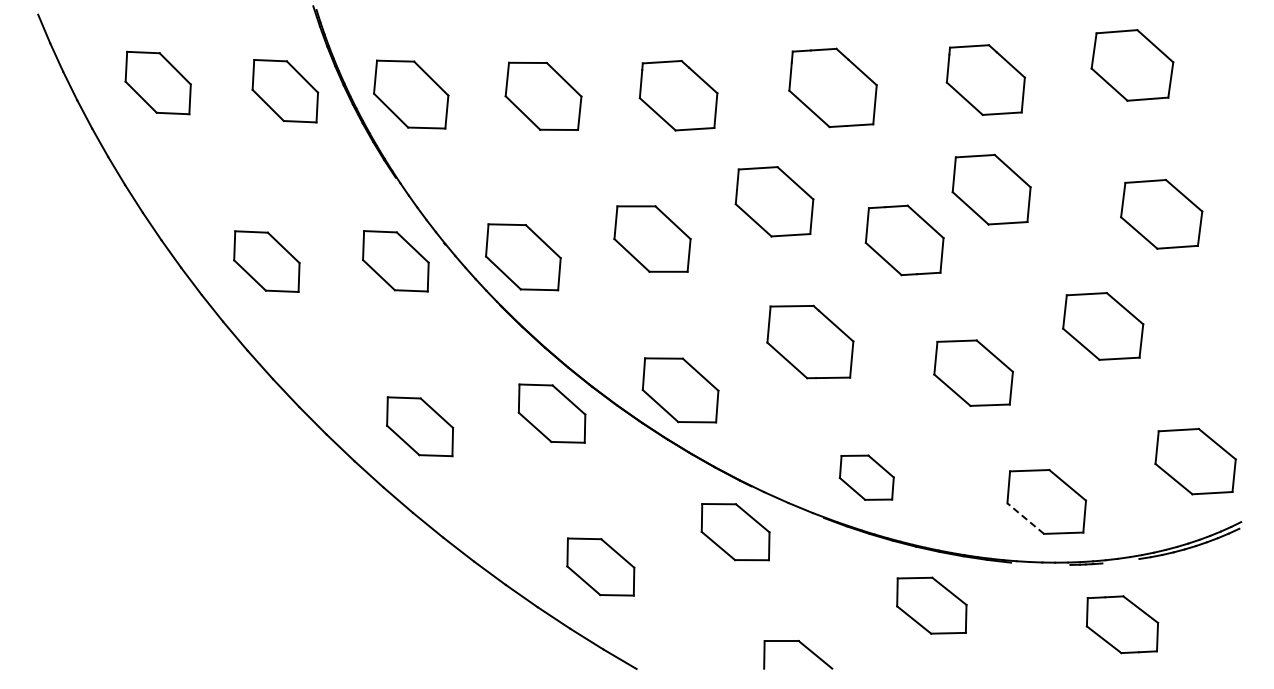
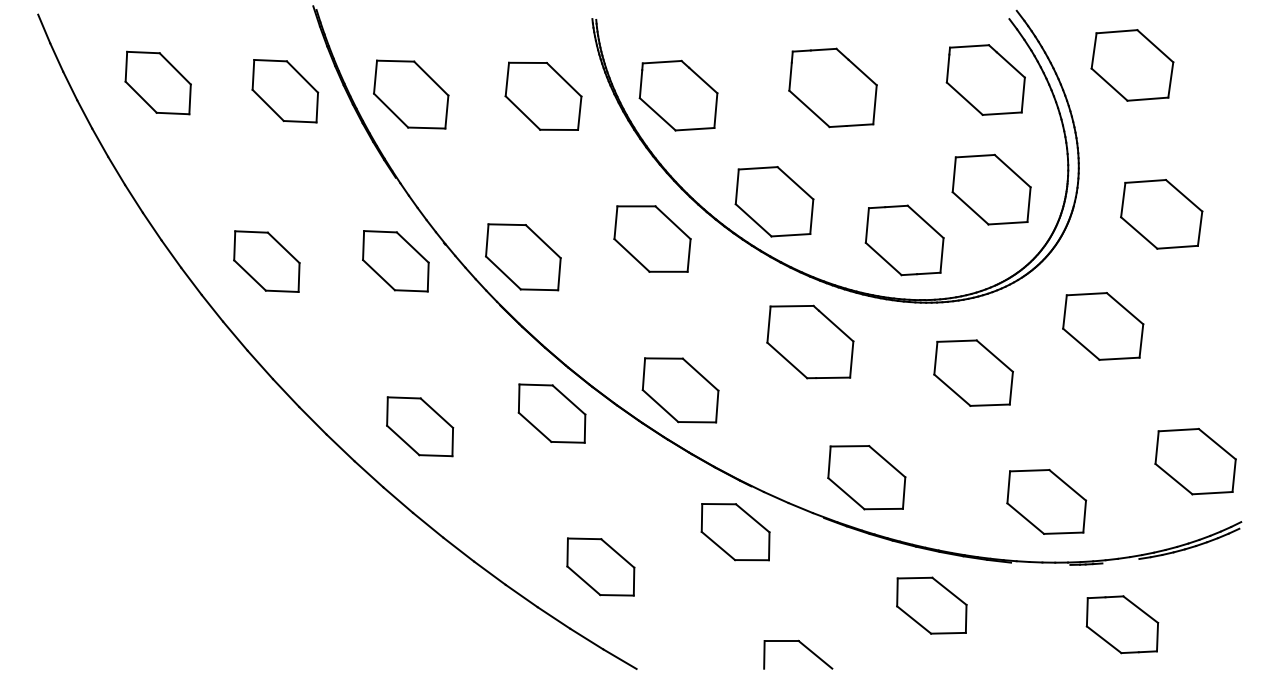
part: none -> present (782, 261)
part size: 57x47 px -> 80x66 px (866, 477)
line: dashed -> solid (1025, 518)
